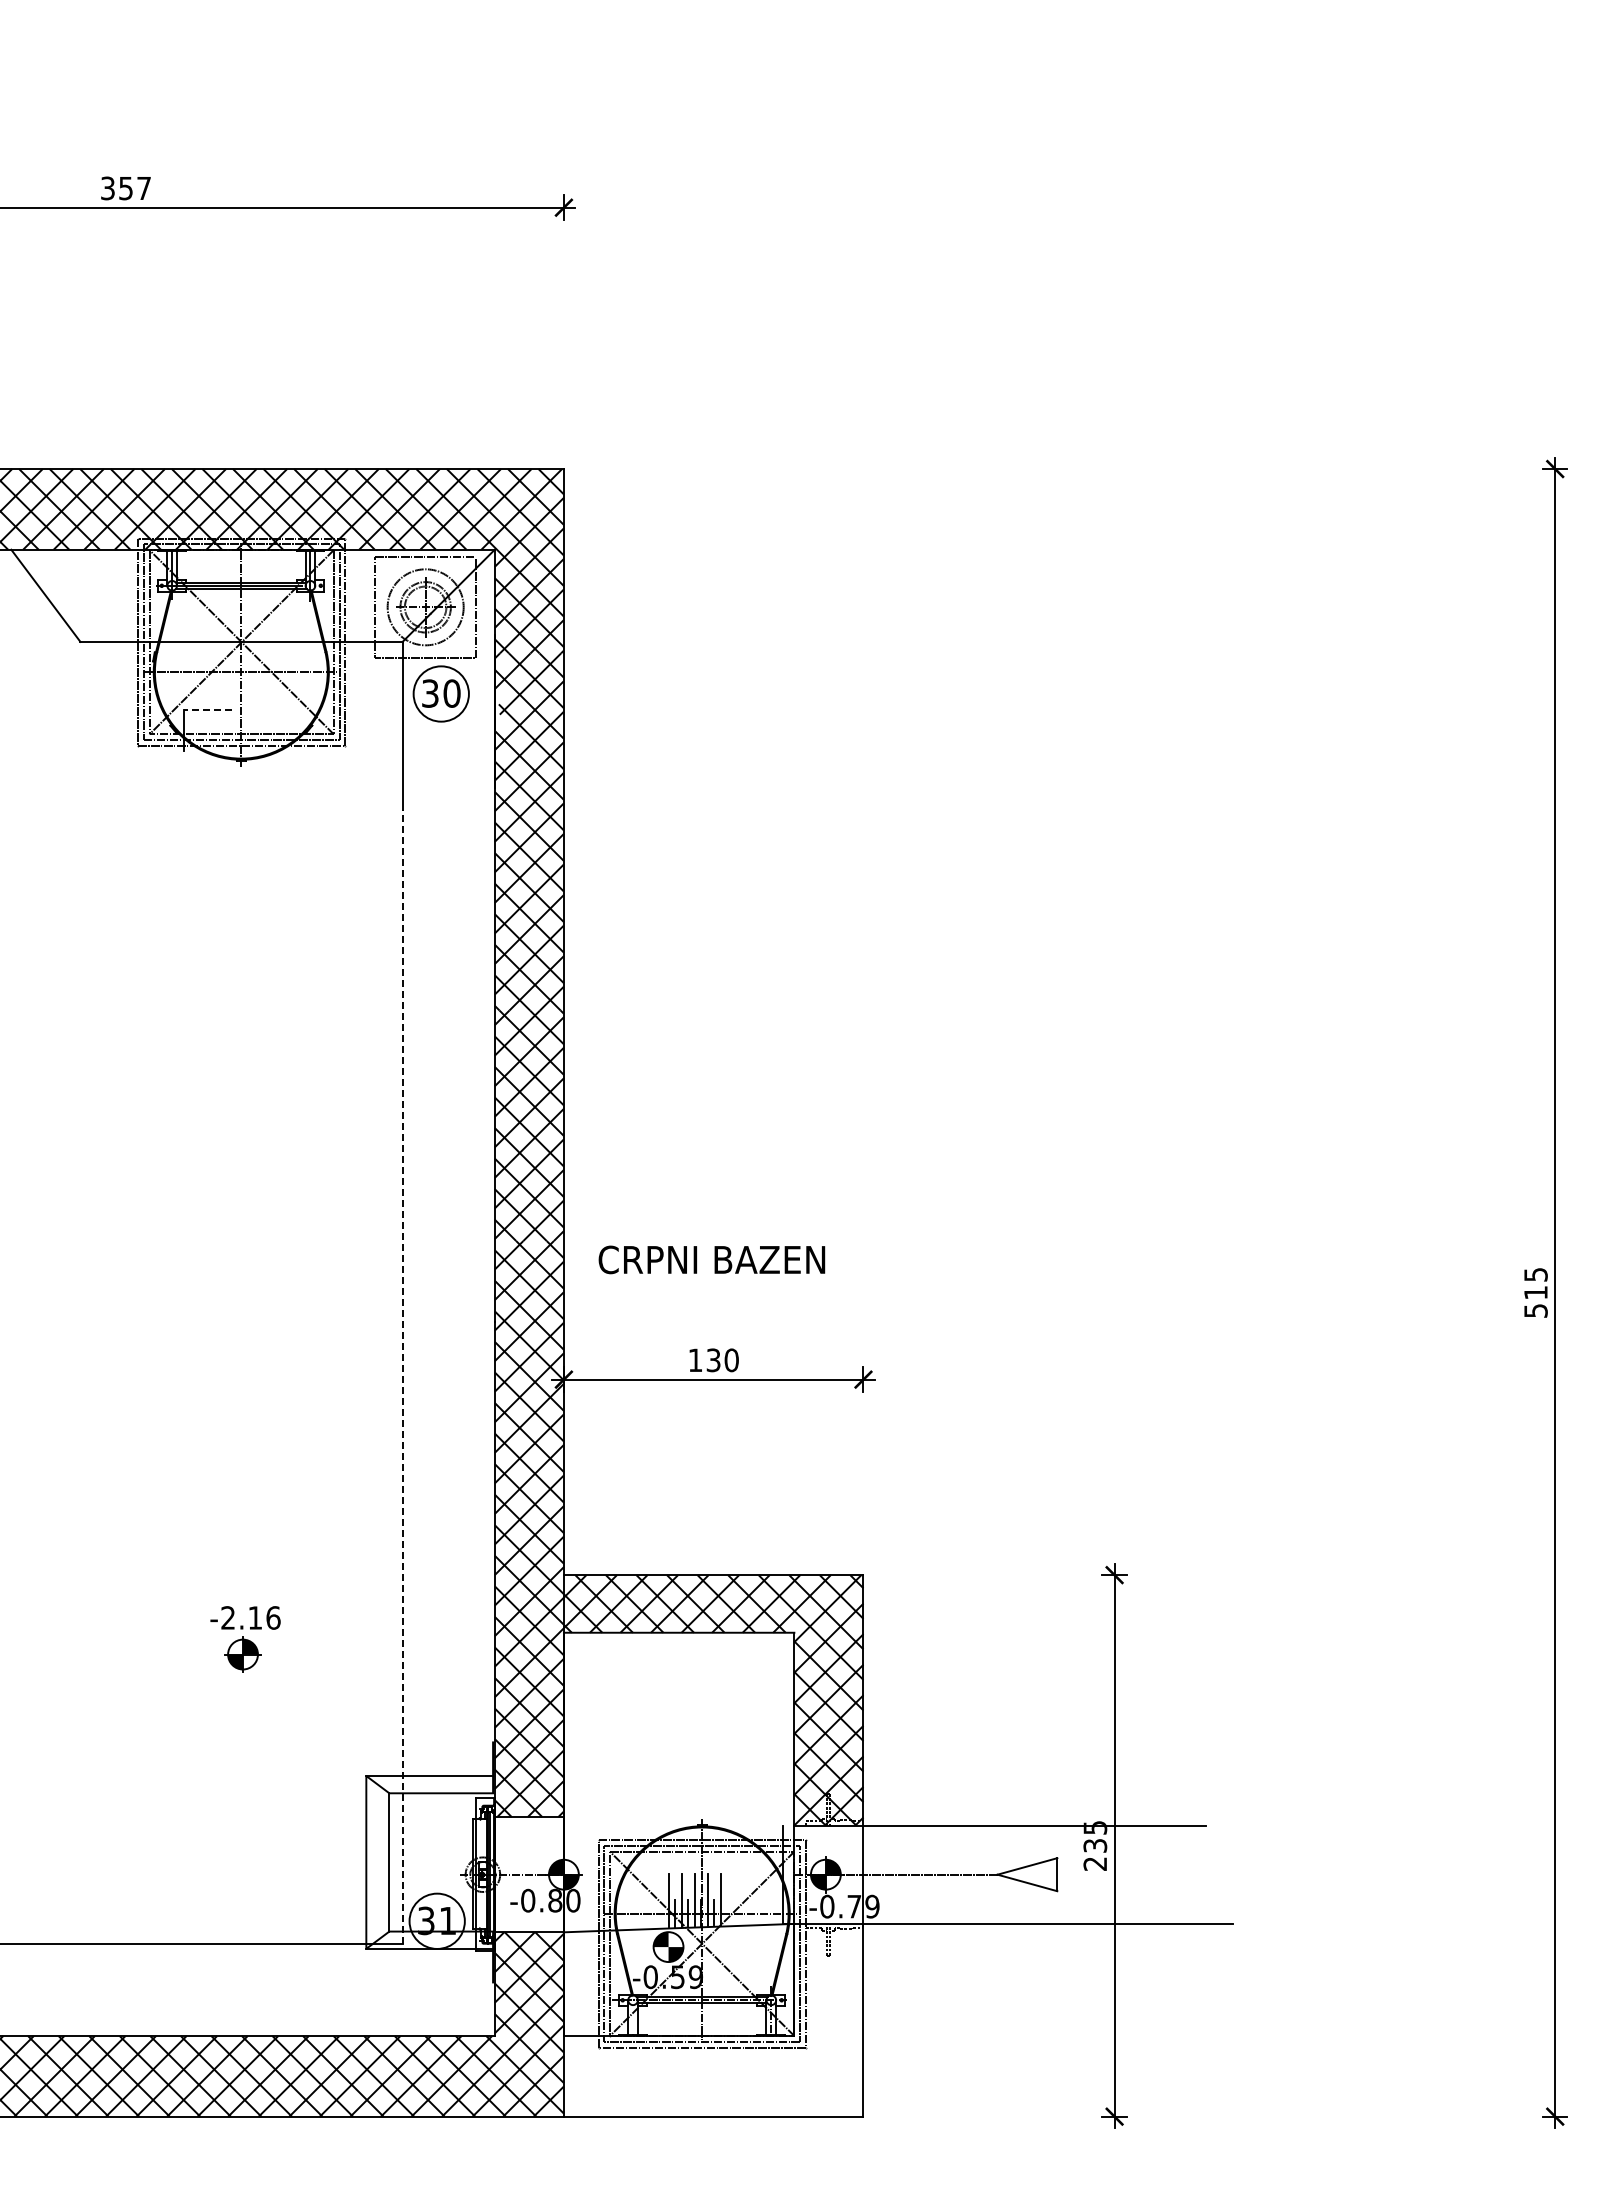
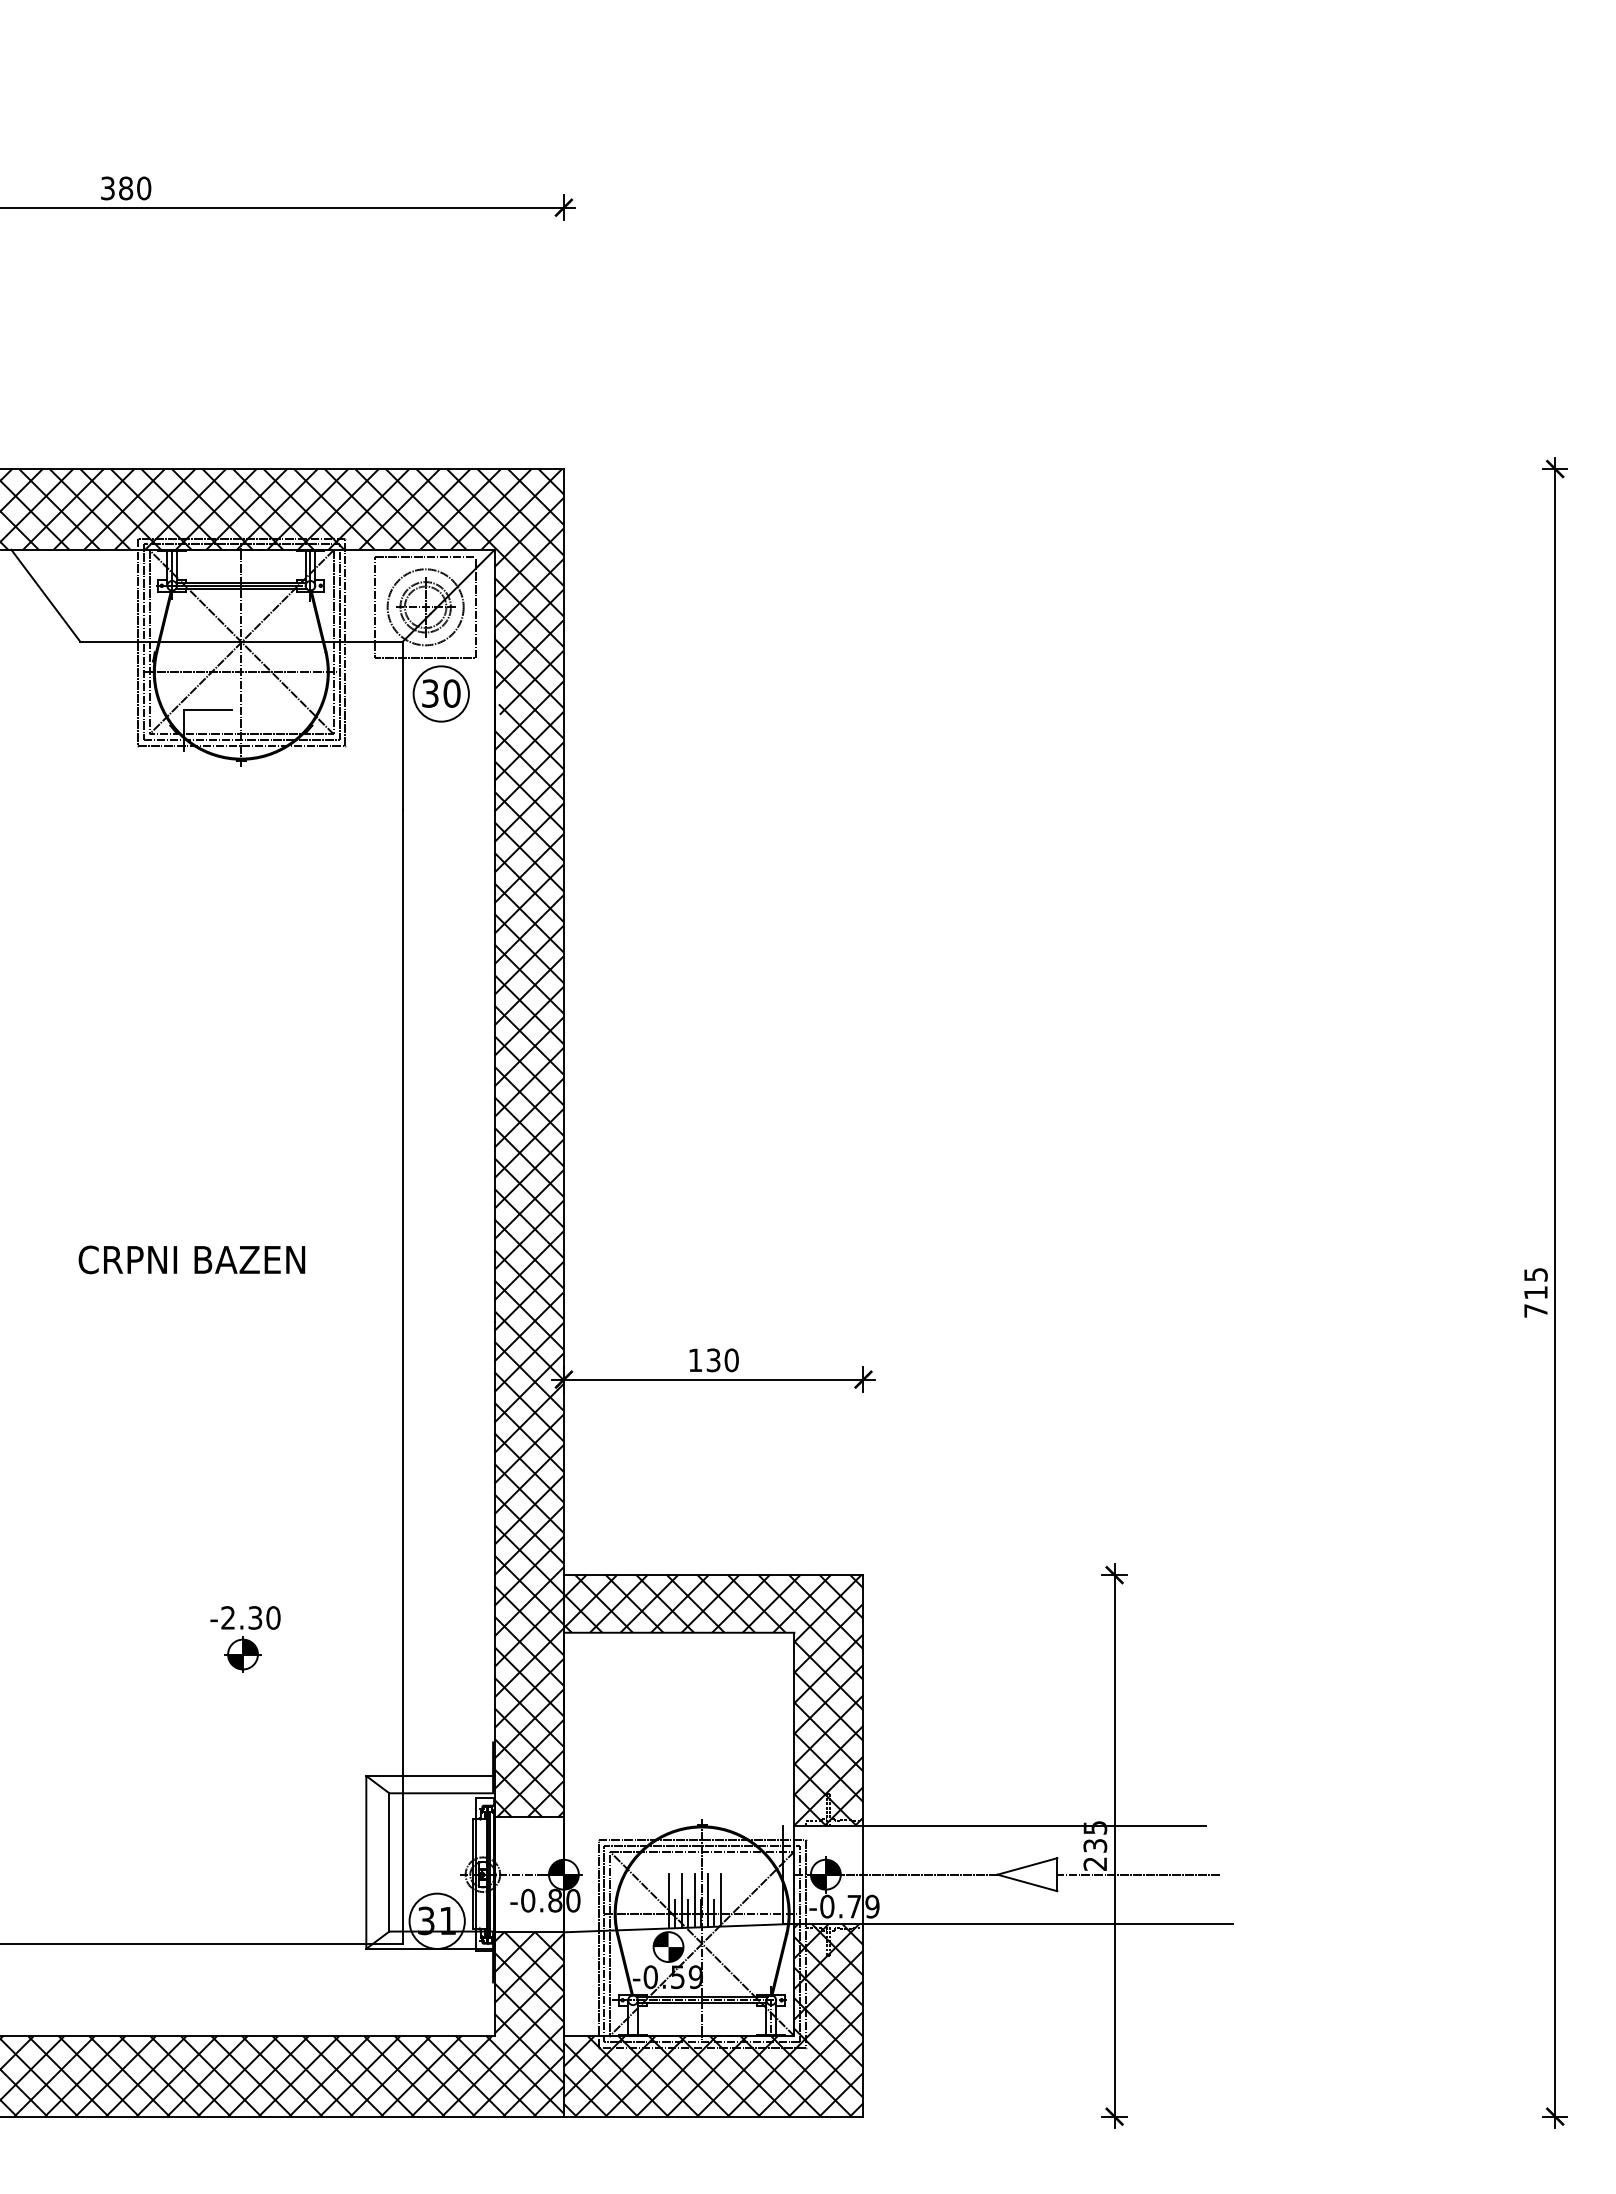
text: 357 -> 380 (135, 188)
line: dashed -> solid (207, 710)
text position: (711, 1259) -> (191, 1259) (191, 1259)
text: 515 -> 715 (1535, 1310)
line: dashed -> solid (402, 1376)
text: -2.16 -> -2.30 (264, 1617)
line: none -> present (1138, 1874)
hatch: none -> present (713, 2019)
